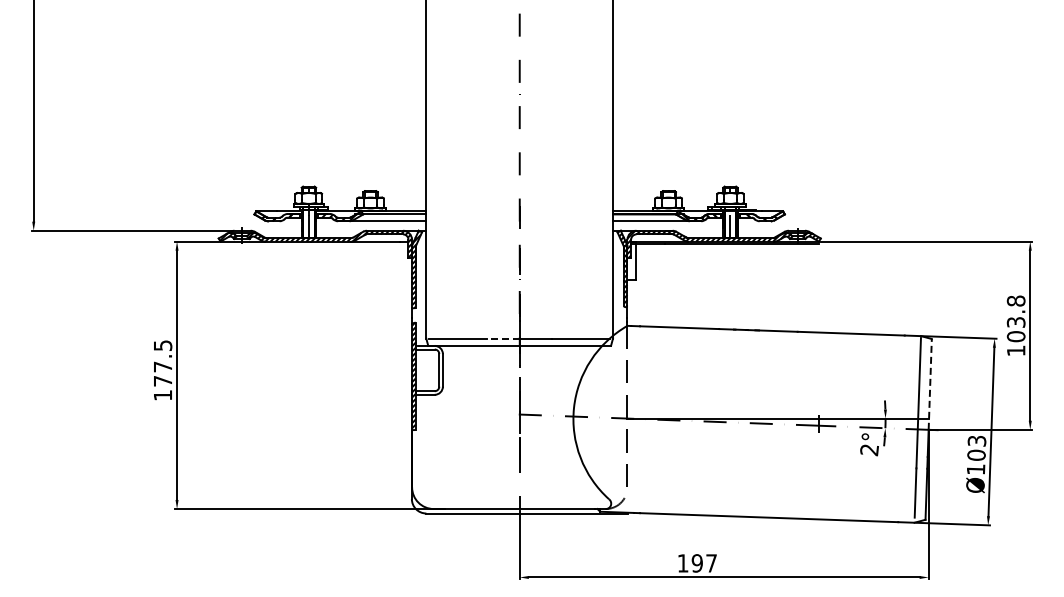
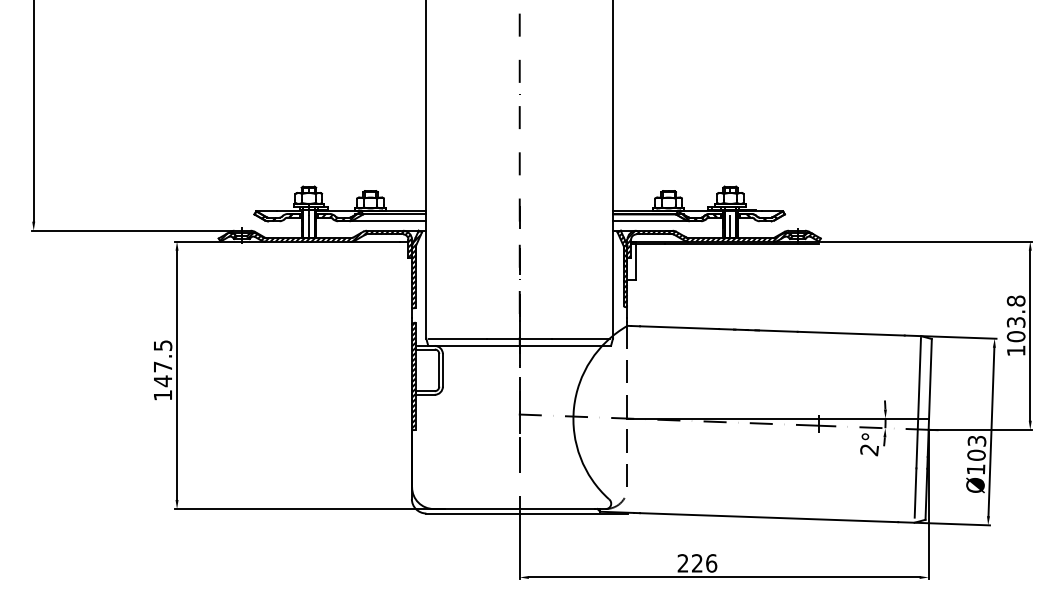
line: dashed -> solid (502, 338)
text: 177.5 -> 147.5 (162, 381)
line: dashed -> solid (930, 383)
text: 197 -> 226 (697, 563)
